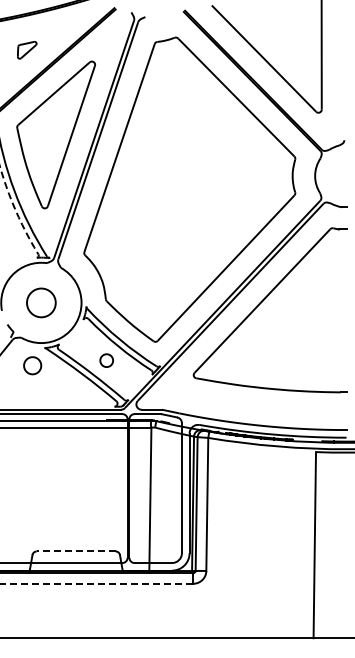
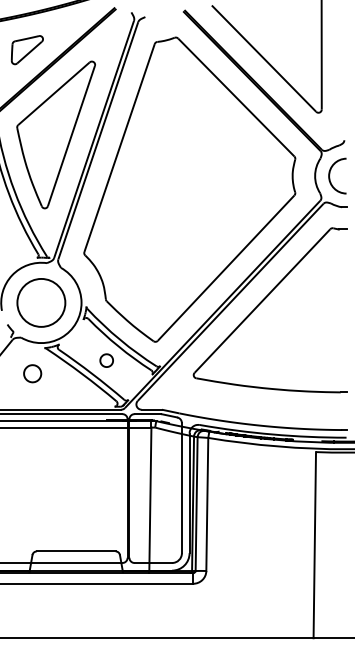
part size: 21x20 px -> 34x31 px (26, 50)
arc: none -> present (330, 174)
arc: dashed -> solid (16, 212)
circle diameter: 29 px -> 48 px (41, 302)
part position: (32, 365) -> (32, 373) (32, 373)
line: dashed -> solid (75, 551)
line: dashed -> solid (96, 583)
